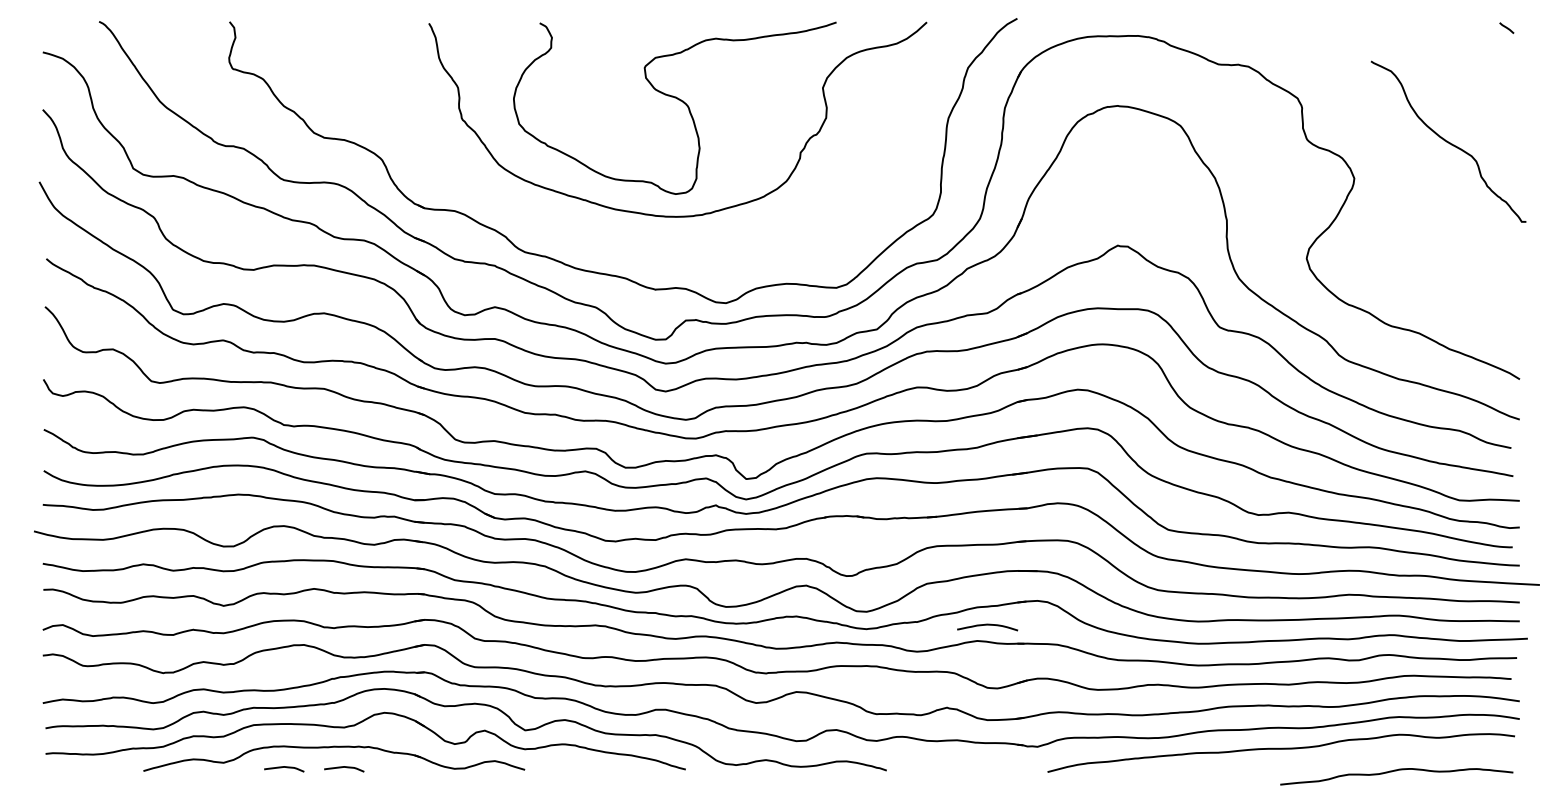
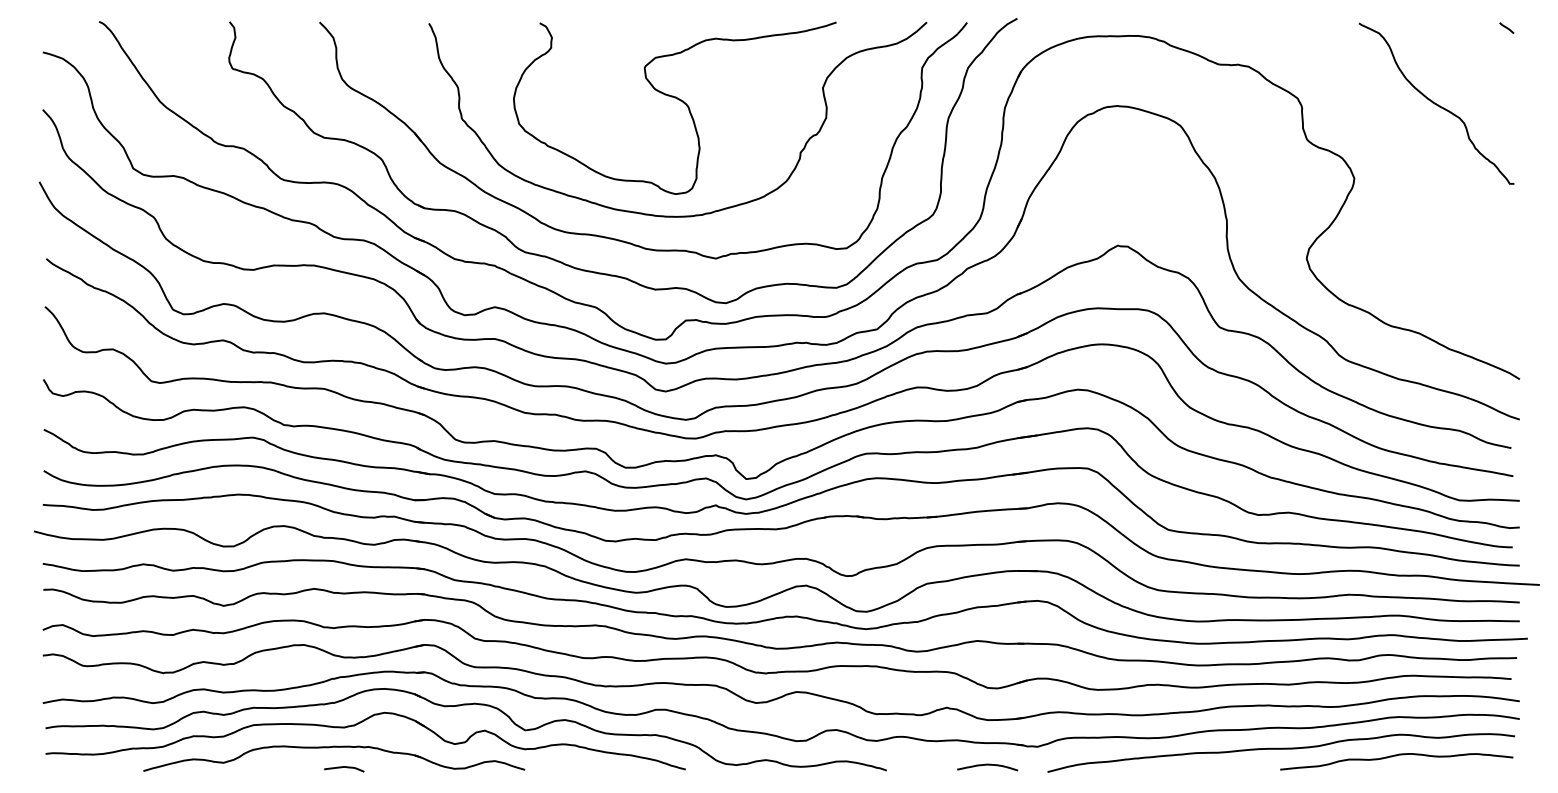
curve position: (1448, 141) -> (1436, 103) (1436, 103)
part: none -> present (616, 238)
curve position: (987, 625) -> (987, 765) (987, 765)
curve: present -> none (284, 767)
curve position: (1396, 771) -> (1396, 756) (1396, 756)
